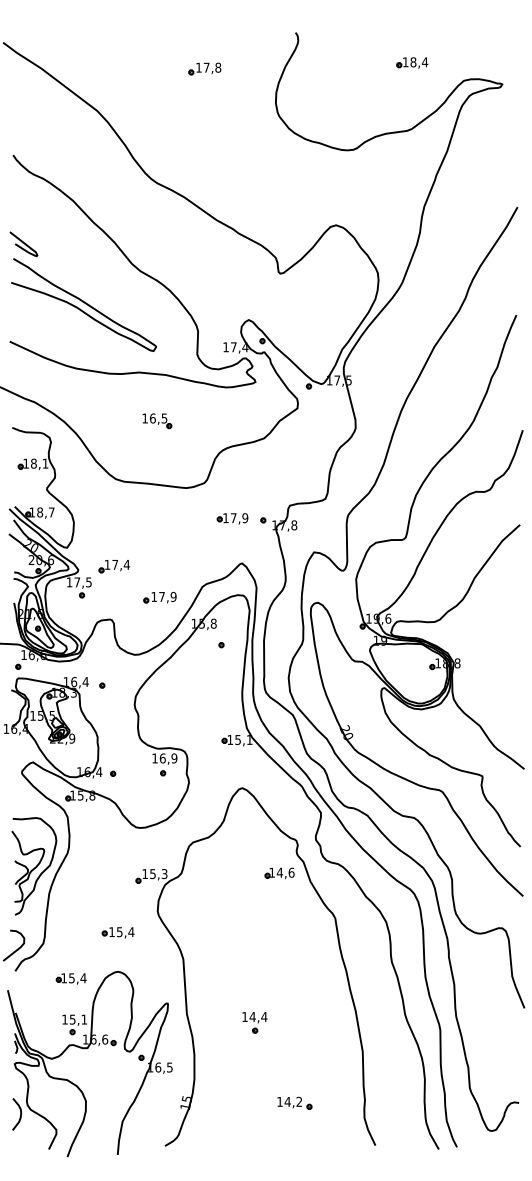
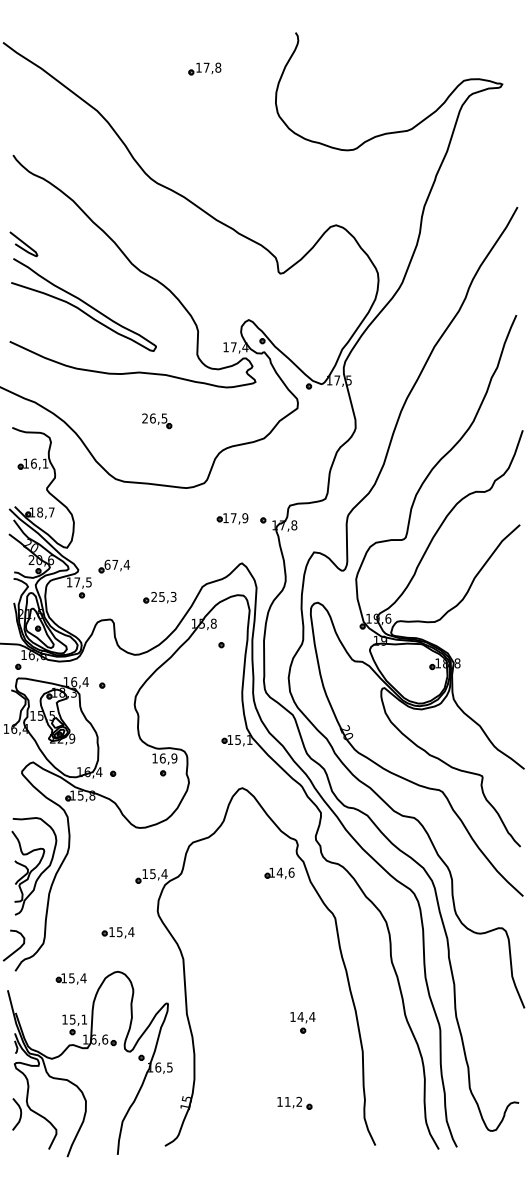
part: present -> none (412, 62)
text: 16,5 -> 26,5 (144, 418)
text: 18,1 -> 16,1 (33, 463)
text: 17,4 -> 67,4 (107, 564)
text: 17,9 -> 25,3 (163, 597)
text: 15,3 -> 15,4 (164, 874)
part position: (254, 1022) -> (302, 1022) (302, 1022)
text: 14,2 -> 11,2 (287, 1101)
